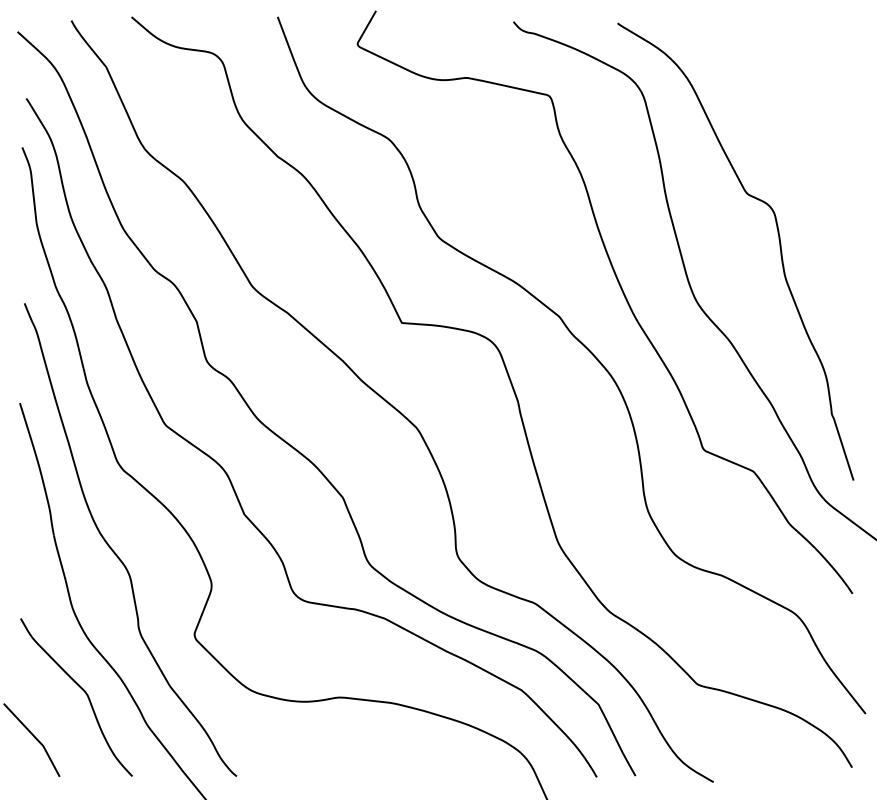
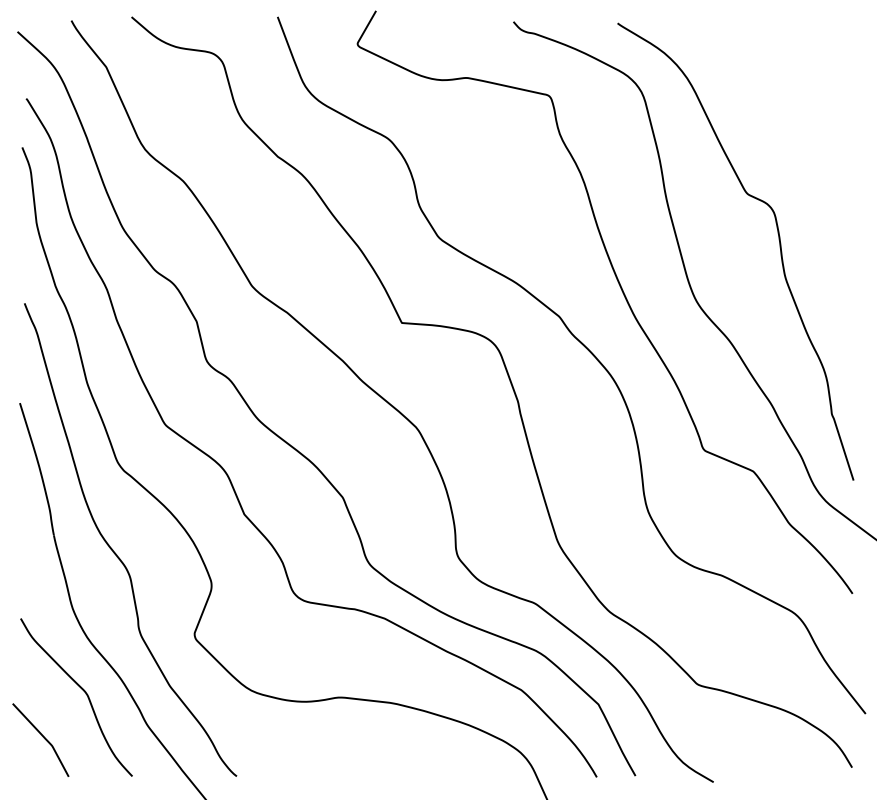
curve position: (33, 737) -> (42, 737) (42, 737)
